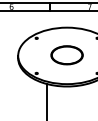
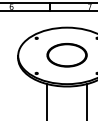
part size: 34x21 px -> 42x25 px (66, 55)
line: none -> present (86, 100)
